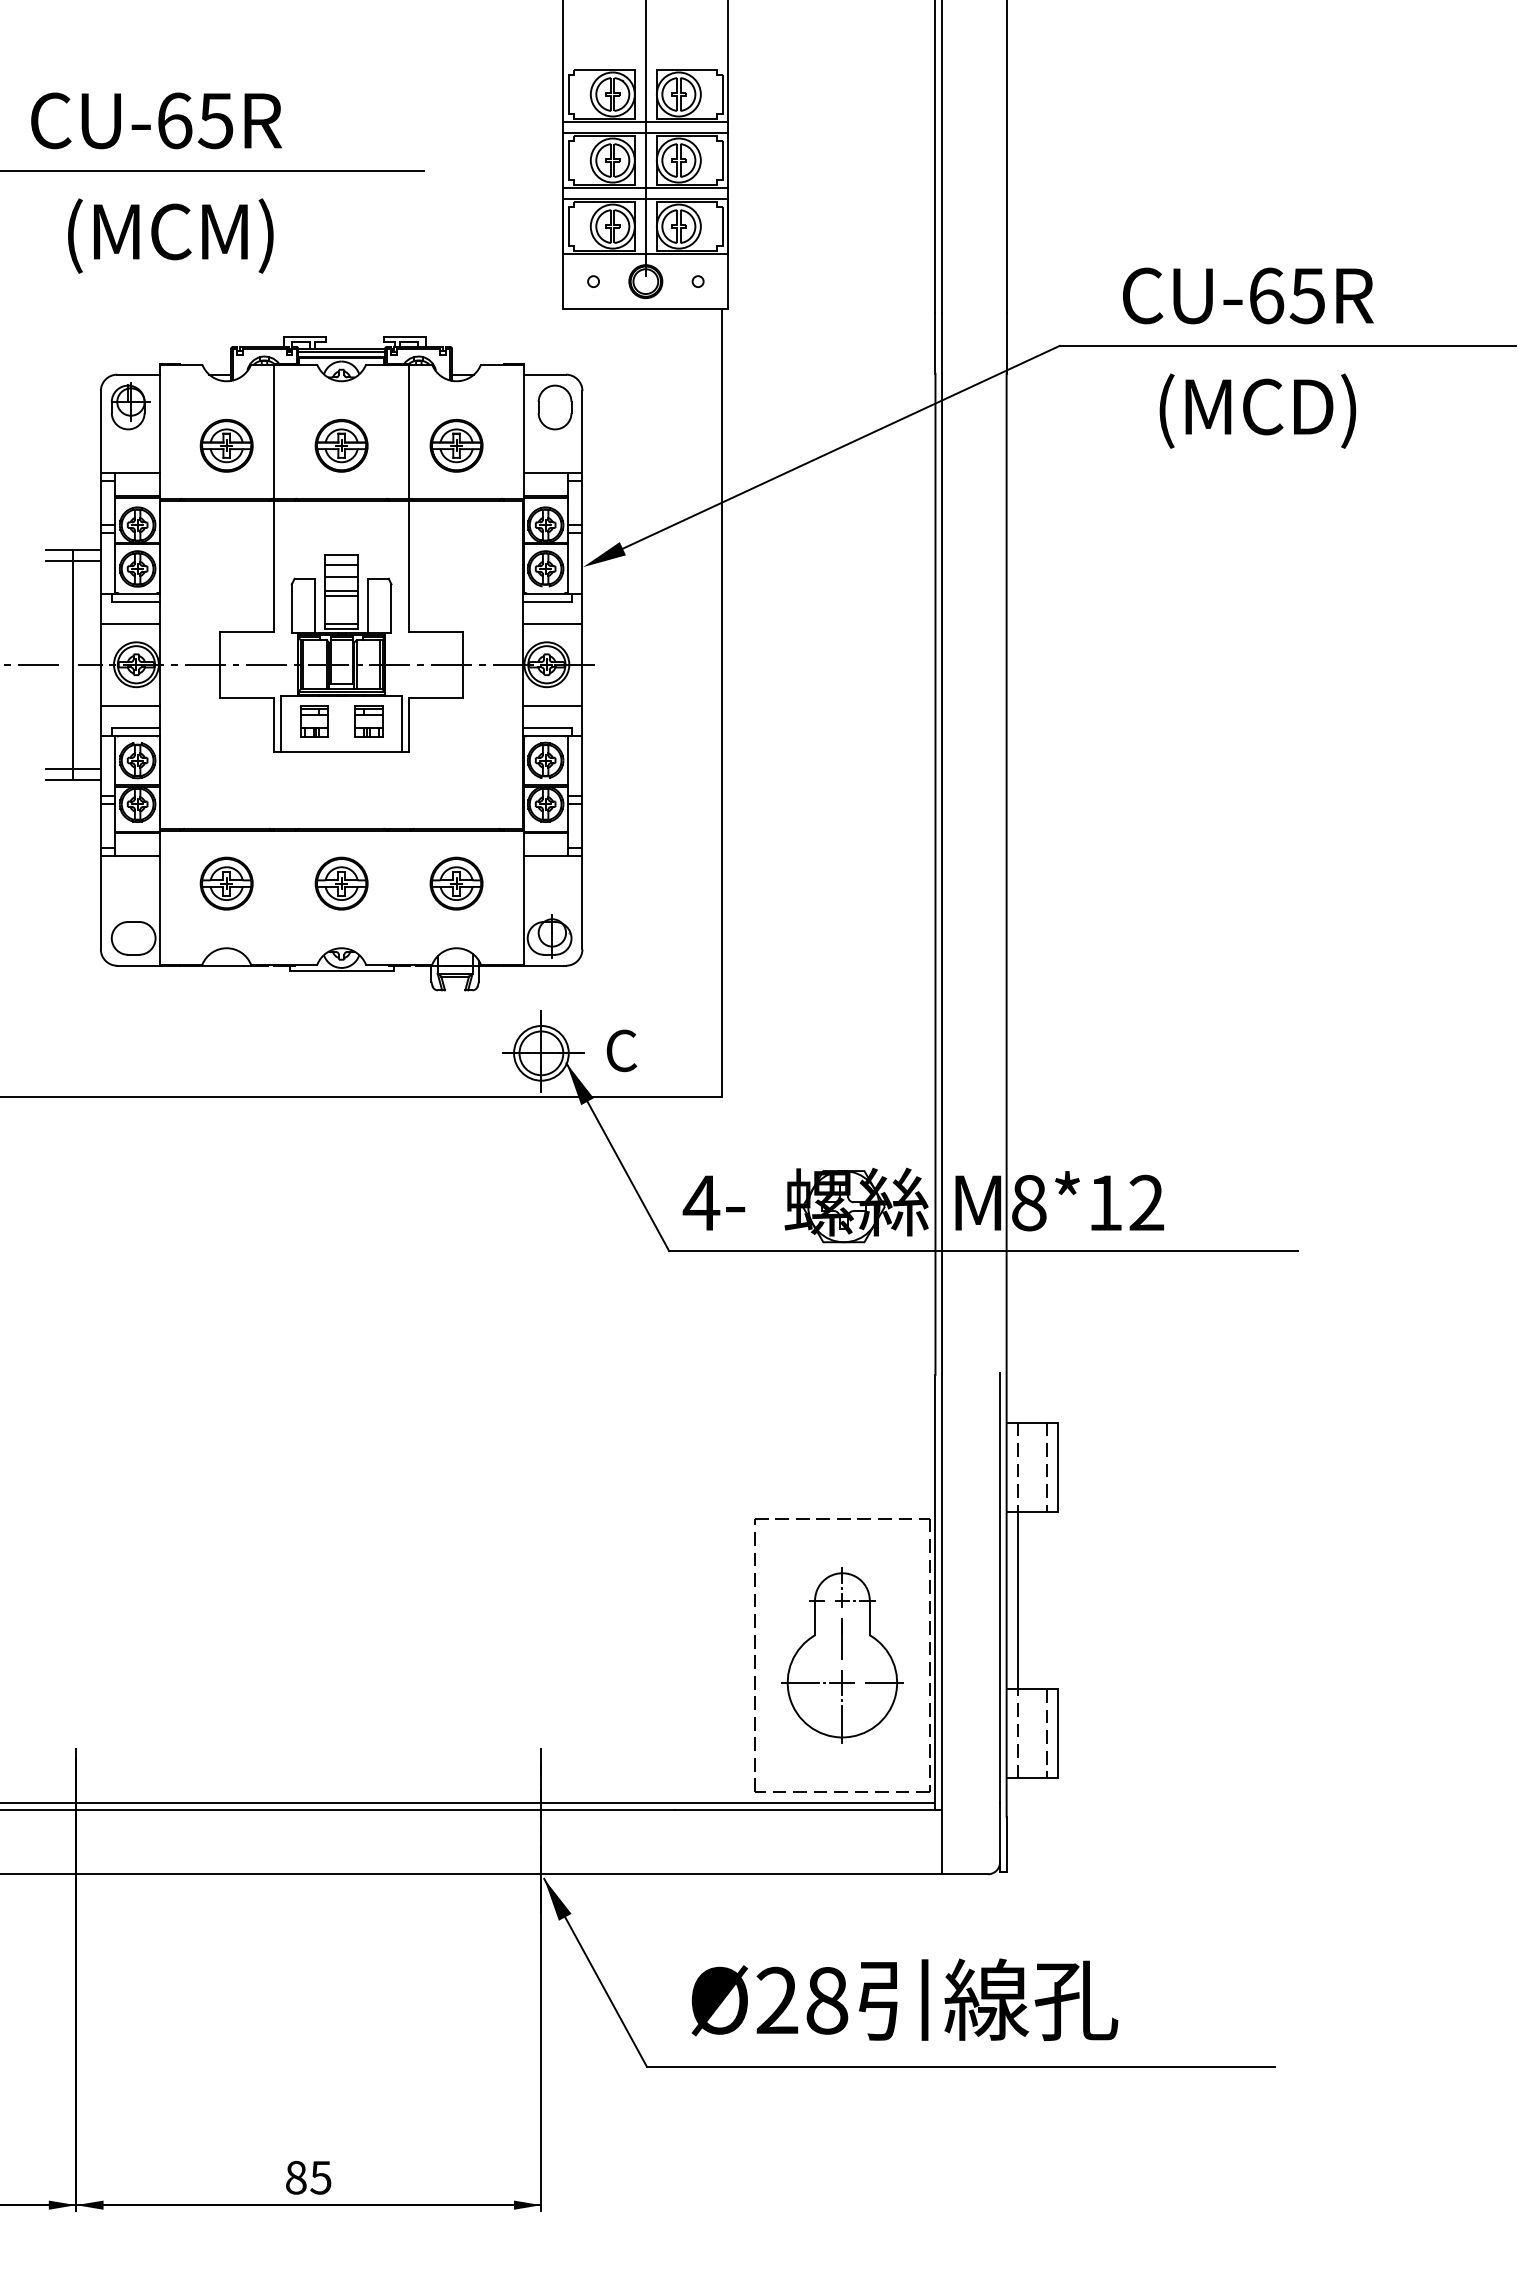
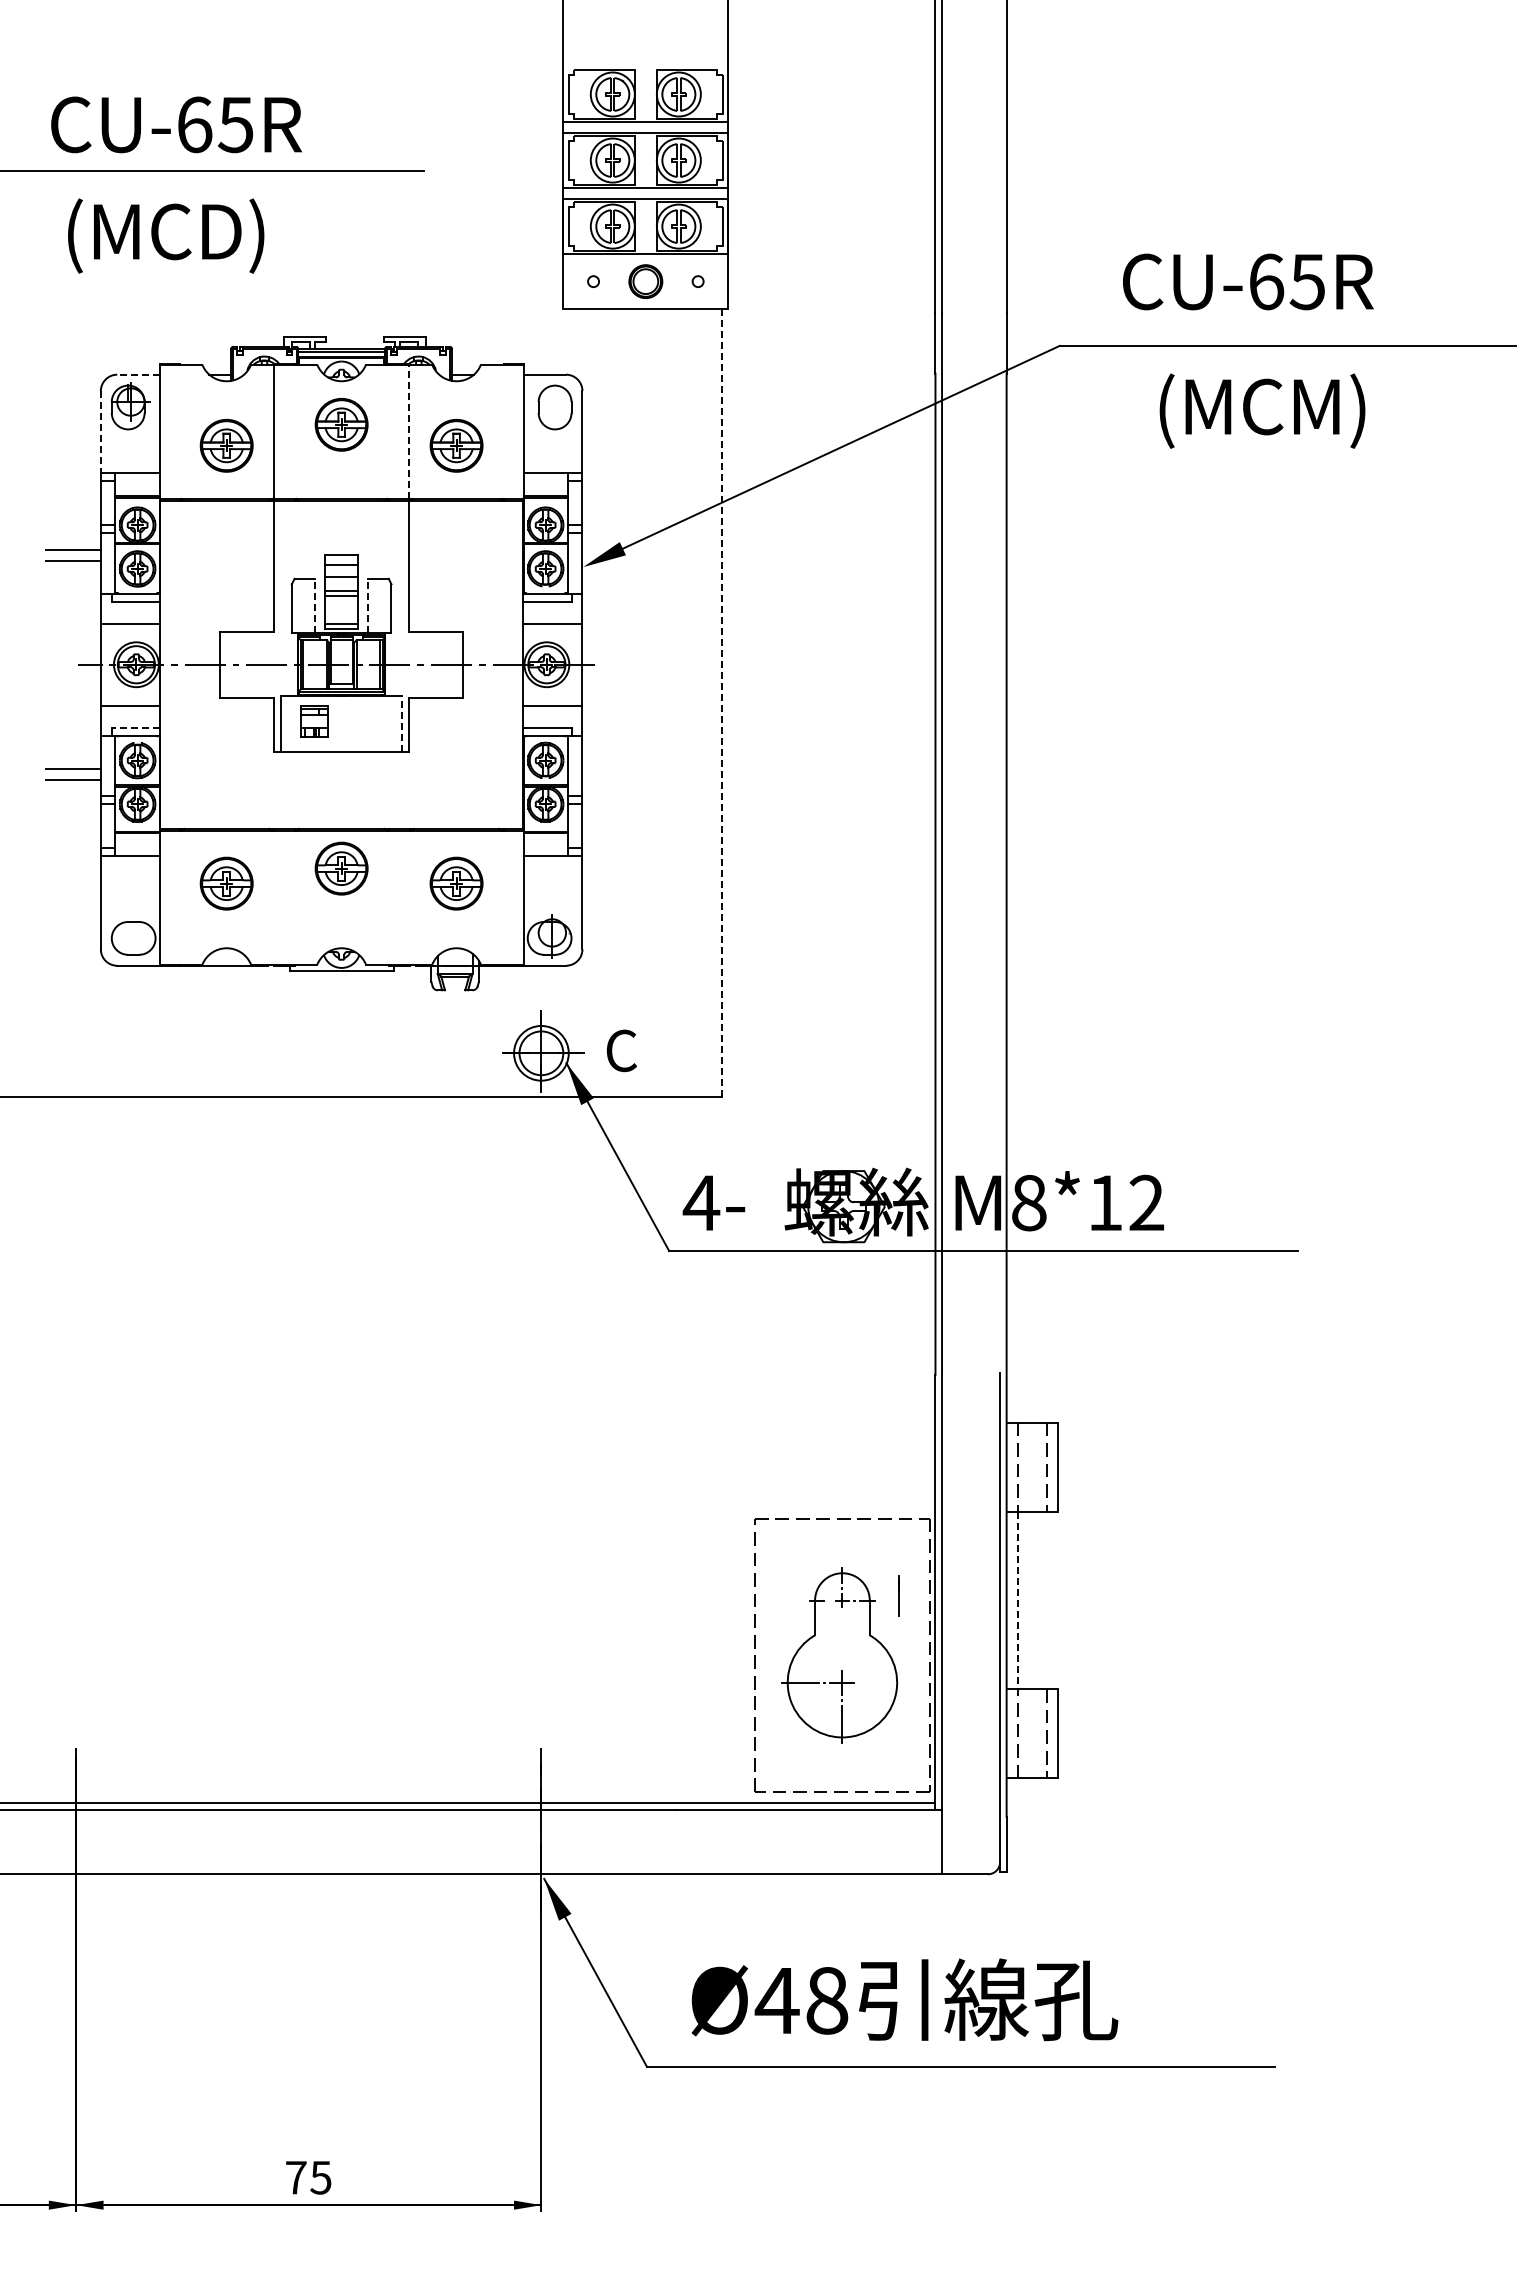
text position: (156, 120) -> (176, 124) (176, 124)
line: present -> none (645, 138)
text: (MCM) -> (MCD) (240, 235)
text position: (1248, 295) -> (1248, 281) (1248, 281)
line: solid -> dashed (138, 374)
text: (MCD) -> (MCM) (1332, 410)
line: solid -> dashed (409, 431)
line: solid -> dashed (100, 432)
part position: (341, 445) -> (341, 424) (341, 424)
line: solid -> dashed (315, 605)
line: solid -> dashed (367, 605)
line: present -> none (30, 664)
line: present -> none (73, 664)
line: solid -> dashed (722, 702)
part: present -> none (368, 721)
line: solid -> dashed (402, 723)
line: solid -> dashed (135, 727)
part position: (341, 883) -> (341, 868) (341, 868)
line: solid -> dashed (1017, 1600)
line position: (841, 1638) -> (898, 1595) (898, 1595)
line: present -> none (883, 1682)
text: Ø28 -> Ø48 (776, 1999)
text: 85 -> 75 (296, 2177)
